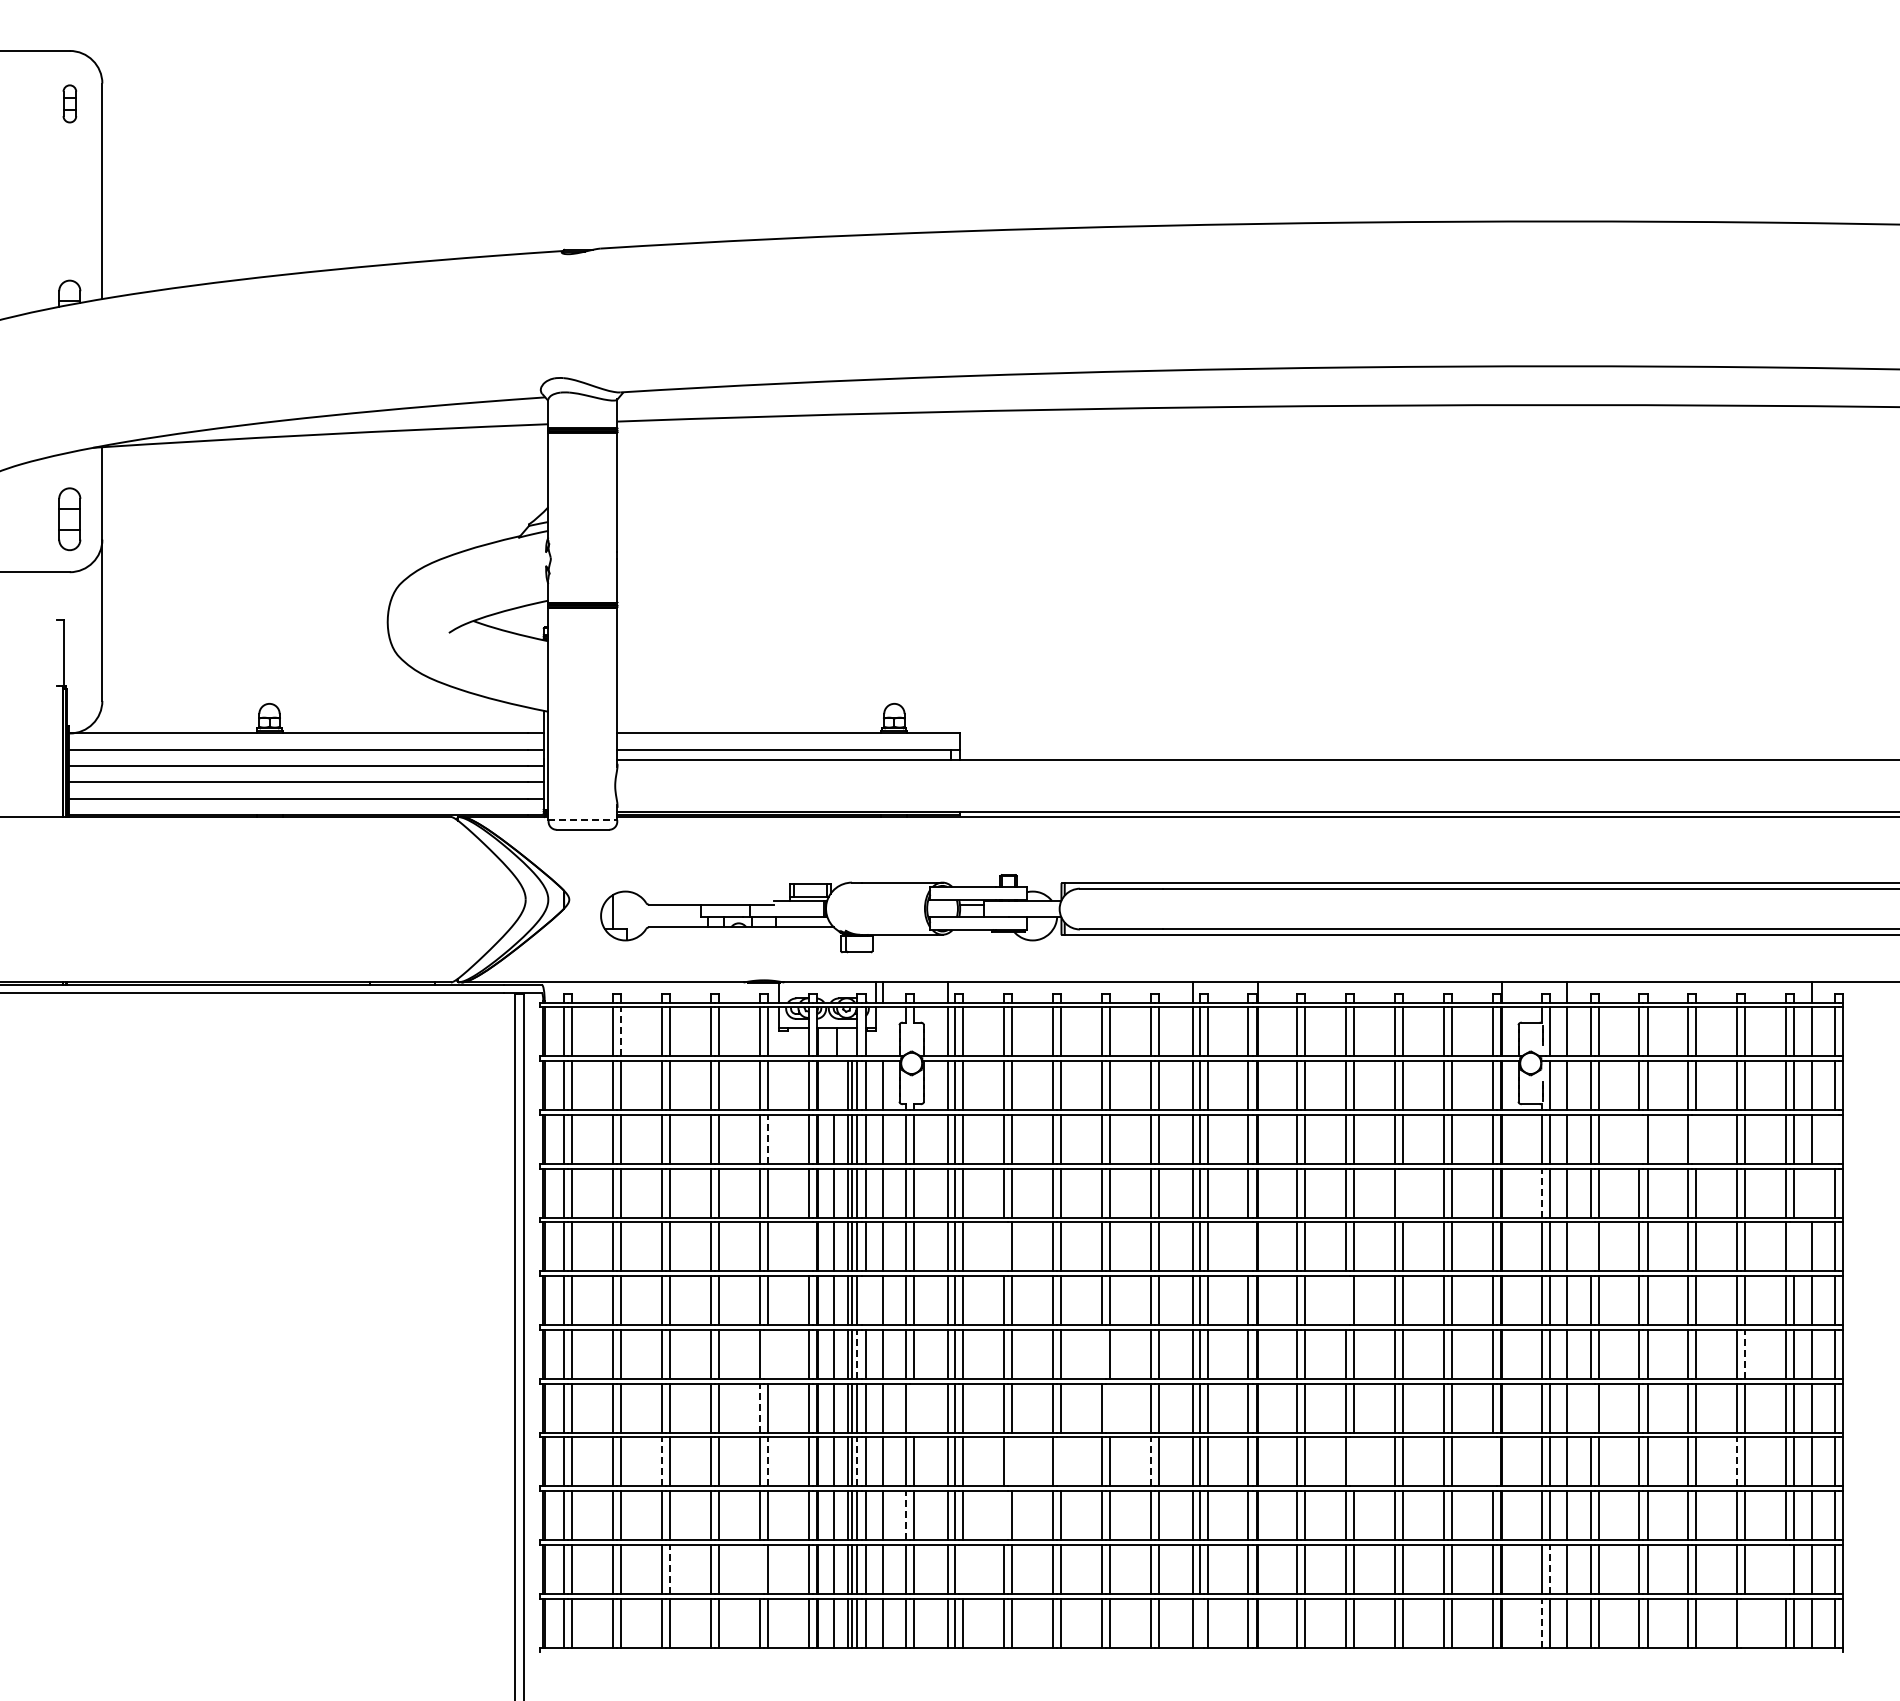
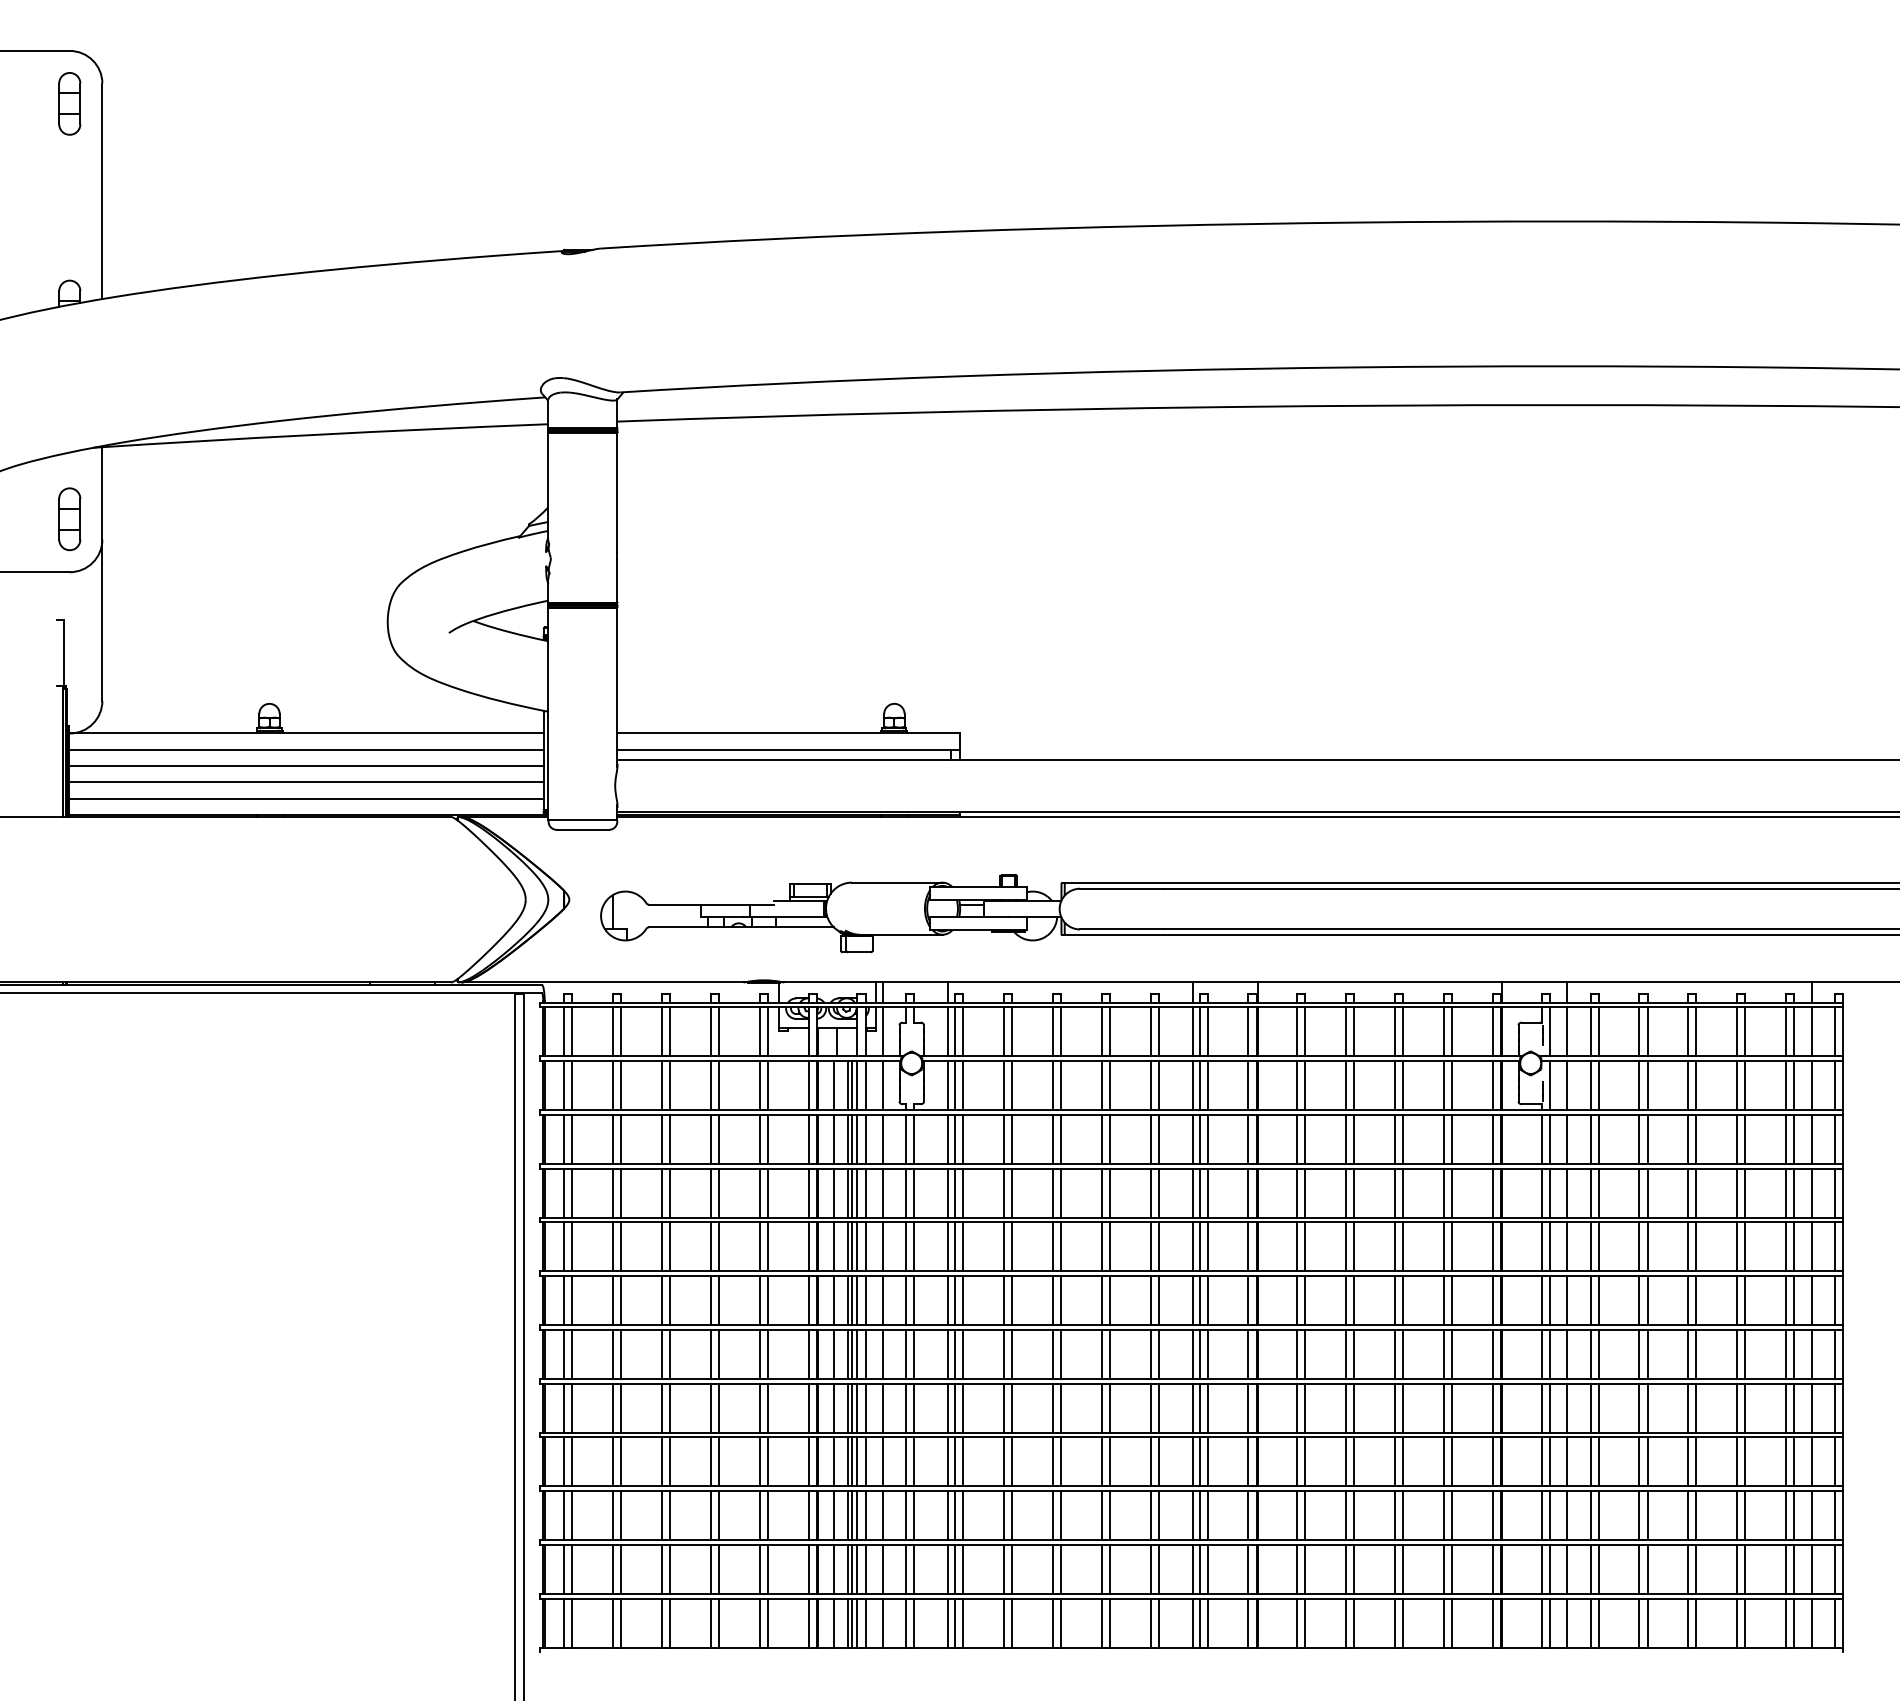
part size: 16x40 px -> 24x64 px (69, 103)
line: dashed -> solid (582, 820)
line: dashed -> solid (621, 1031)
line: none -> present (883, 1031)
line: none -> present (834, 1085)
line: dashed -> solid (767, 1138)
line: none -> present (1639, 1138)
line: none -> present (1696, 1138)
line: none -> present (1834, 1138)
line: none -> present (1403, 1192)
line: dashed -> solid (1541, 1192)
line: none -> present (1811, 1192)
line: none -> present (808, 1246)
line: none -> present (1004, 1246)
line: none -> present (1248, 1246)
line: none -> present (1590, 1246)
line: none -> present (1794, 1246)
line: none -> present (865, 1300)
line: none -> present (1346, 1300)
line: none -> present (767, 1353)
line: dashed -> solid (857, 1353)
line: none -> present (1101, 1353)
line: dashed -> solid (1745, 1353)
line: dashed -> solid (759, 1407)
line: none -> present (914, 1407)
line: none -> present (1109, 1407)
line: none -> present (1590, 1407)
line: dashed -> solid (661, 1461)
line: dashed -> solid (767, 1461)
line: dashed -> solid (857, 1461)
line: none -> present (1012, 1461)
line: none -> present (1061, 1461)
line: dashed -> solid (1150, 1461)
line: none -> present (1354, 1461)
line: none -> present (1492, 1461)
line: dashed -> solid (1737, 1461)
line: dashed -> solid (906, 1515)
line: none -> present (1004, 1515)
line: dashed -> solid (670, 1568)
line: none -> present (759, 1568)
line: none -> present (963, 1568)
line: dashed -> solid (1549, 1568)
line: none -> present (1785, 1568)
line: none -> present (1199, 1622)
line: dashed -> solid (1541, 1622)
line: none -> present (1745, 1622)
